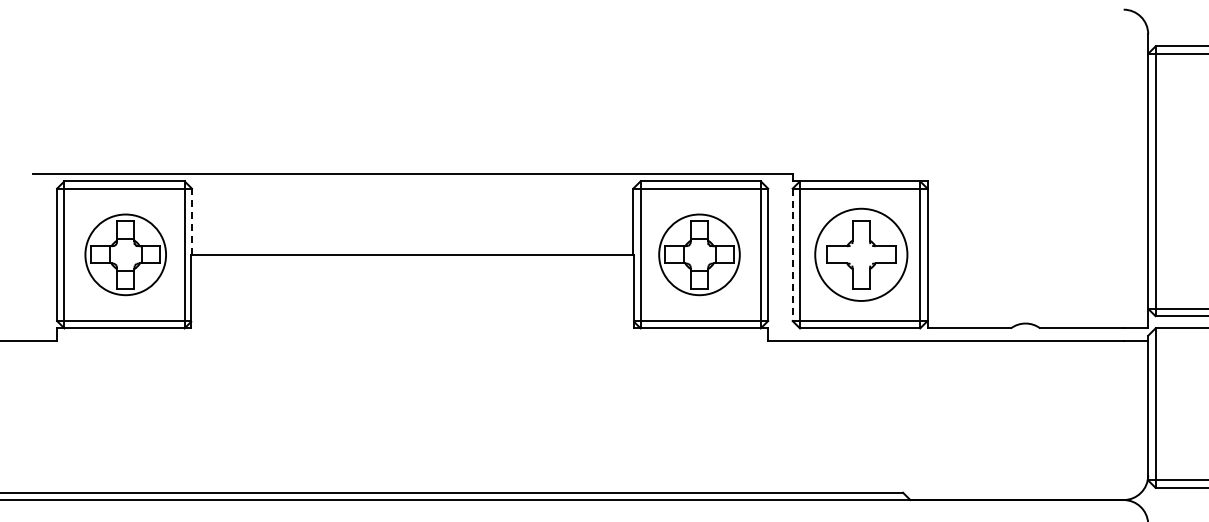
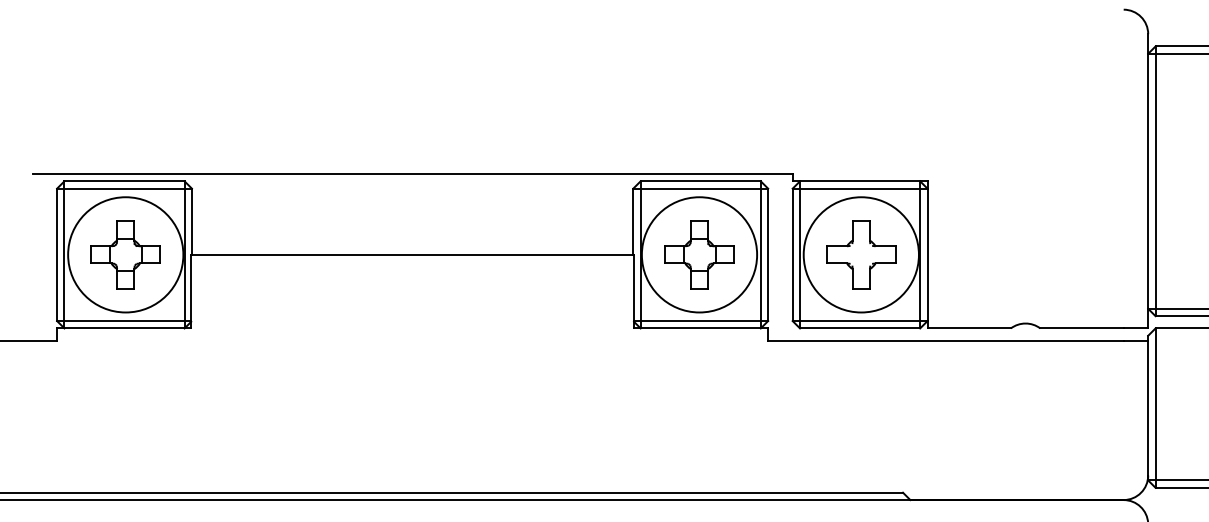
line: dashed -> solid (191, 221)
circle diameter: 81 px -> 115 px (125, 254)
circle diameter: 81 px -> 115 px (699, 254)
circle diameter: 92 px -> 115 px (860, 254)
line: dashed -> solid (792, 255)
